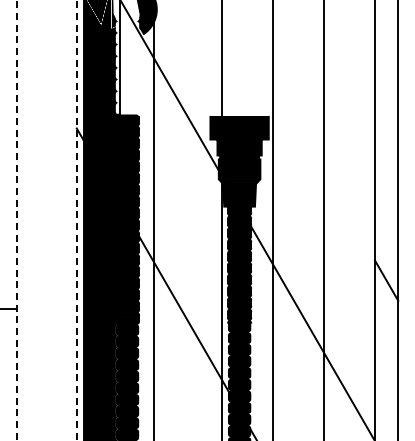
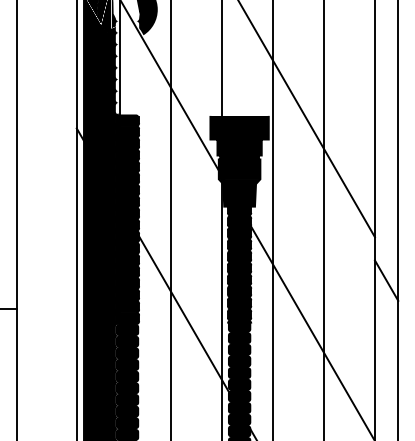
line: none -> present (306, 119)
line position: (154, 219) -> (171, 219) (171, 219)
line: dashed -> solid (16, 220)
line: dashed -> solid (76, 220)
